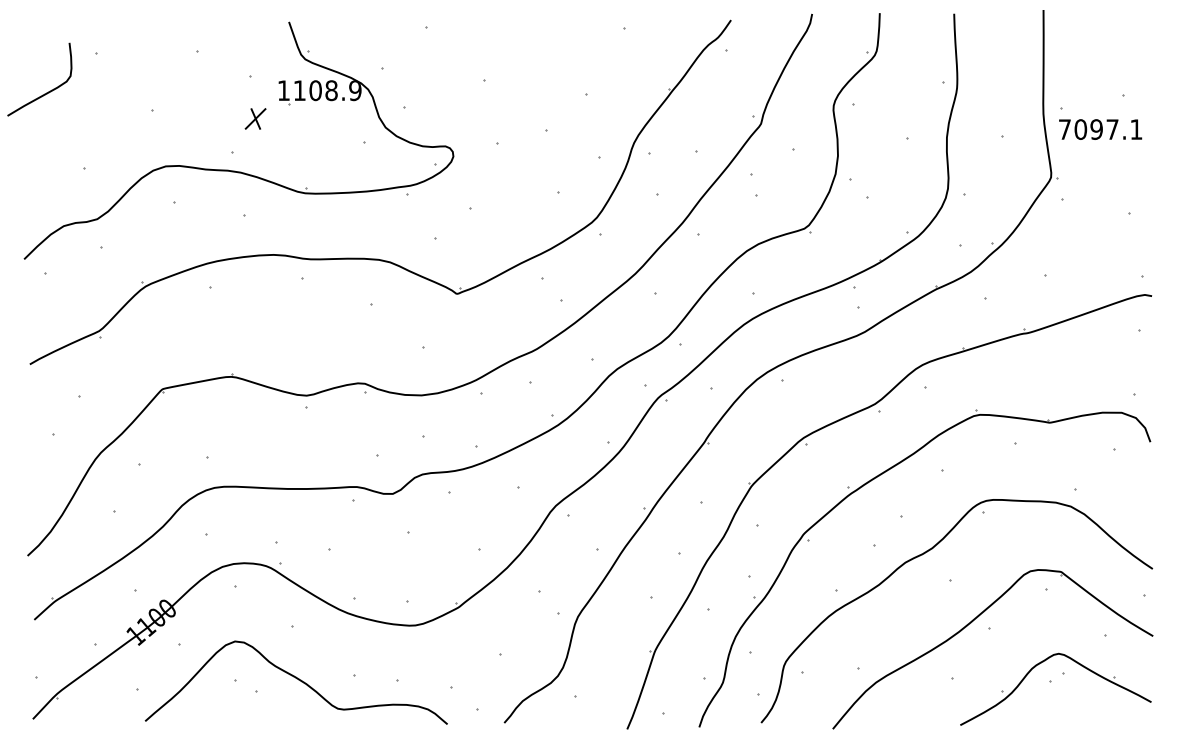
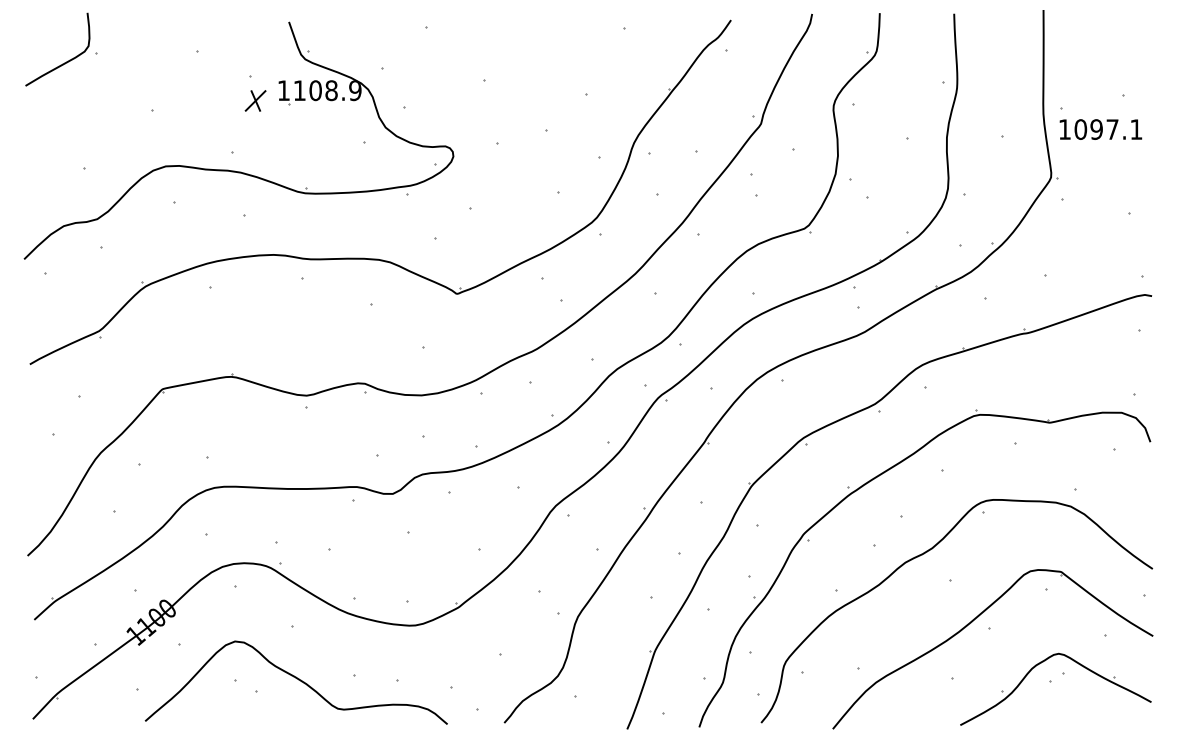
curve position: (46, 92) -> (64, 62) (64, 62)
part position: (255, 118) -> (255, 100) (255, 100)
text: 7097.1 -> 1097.1 (1064, 129)
